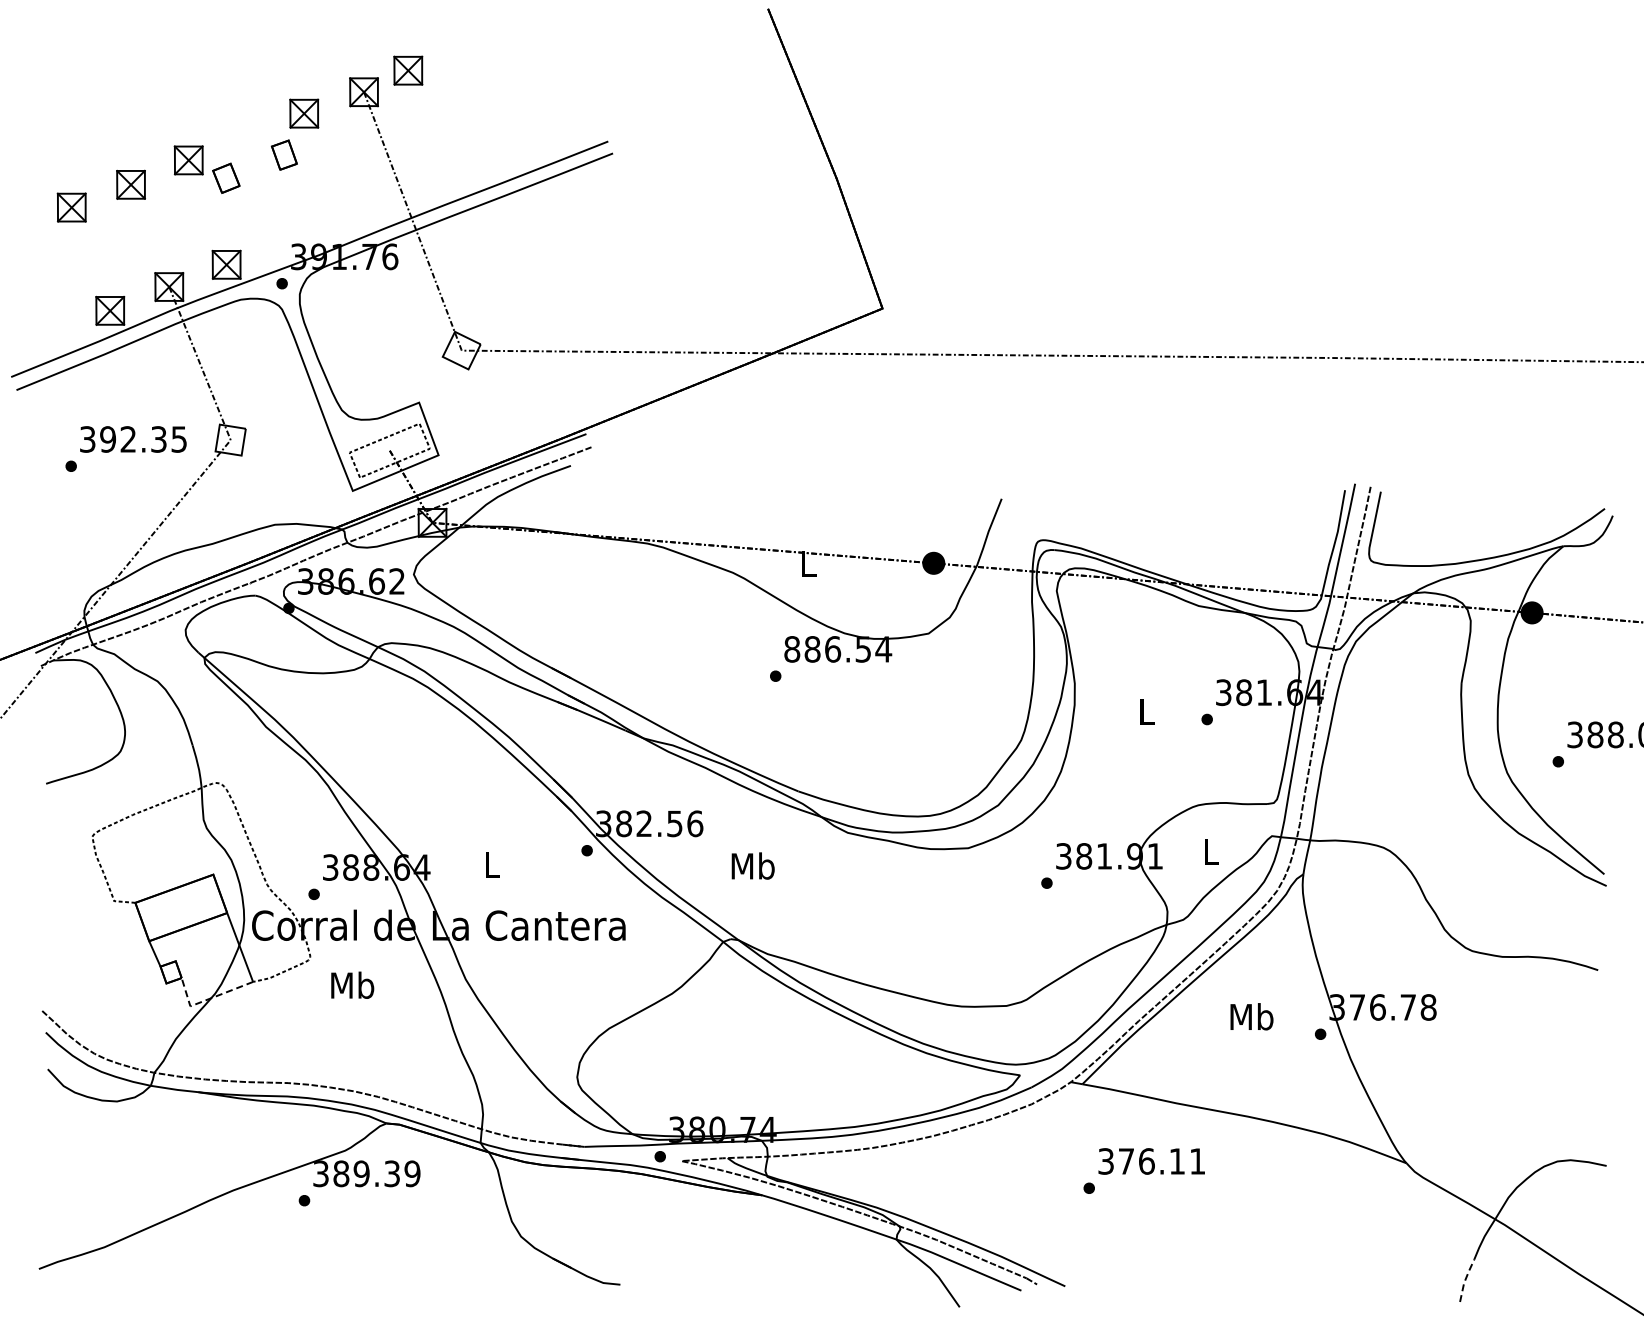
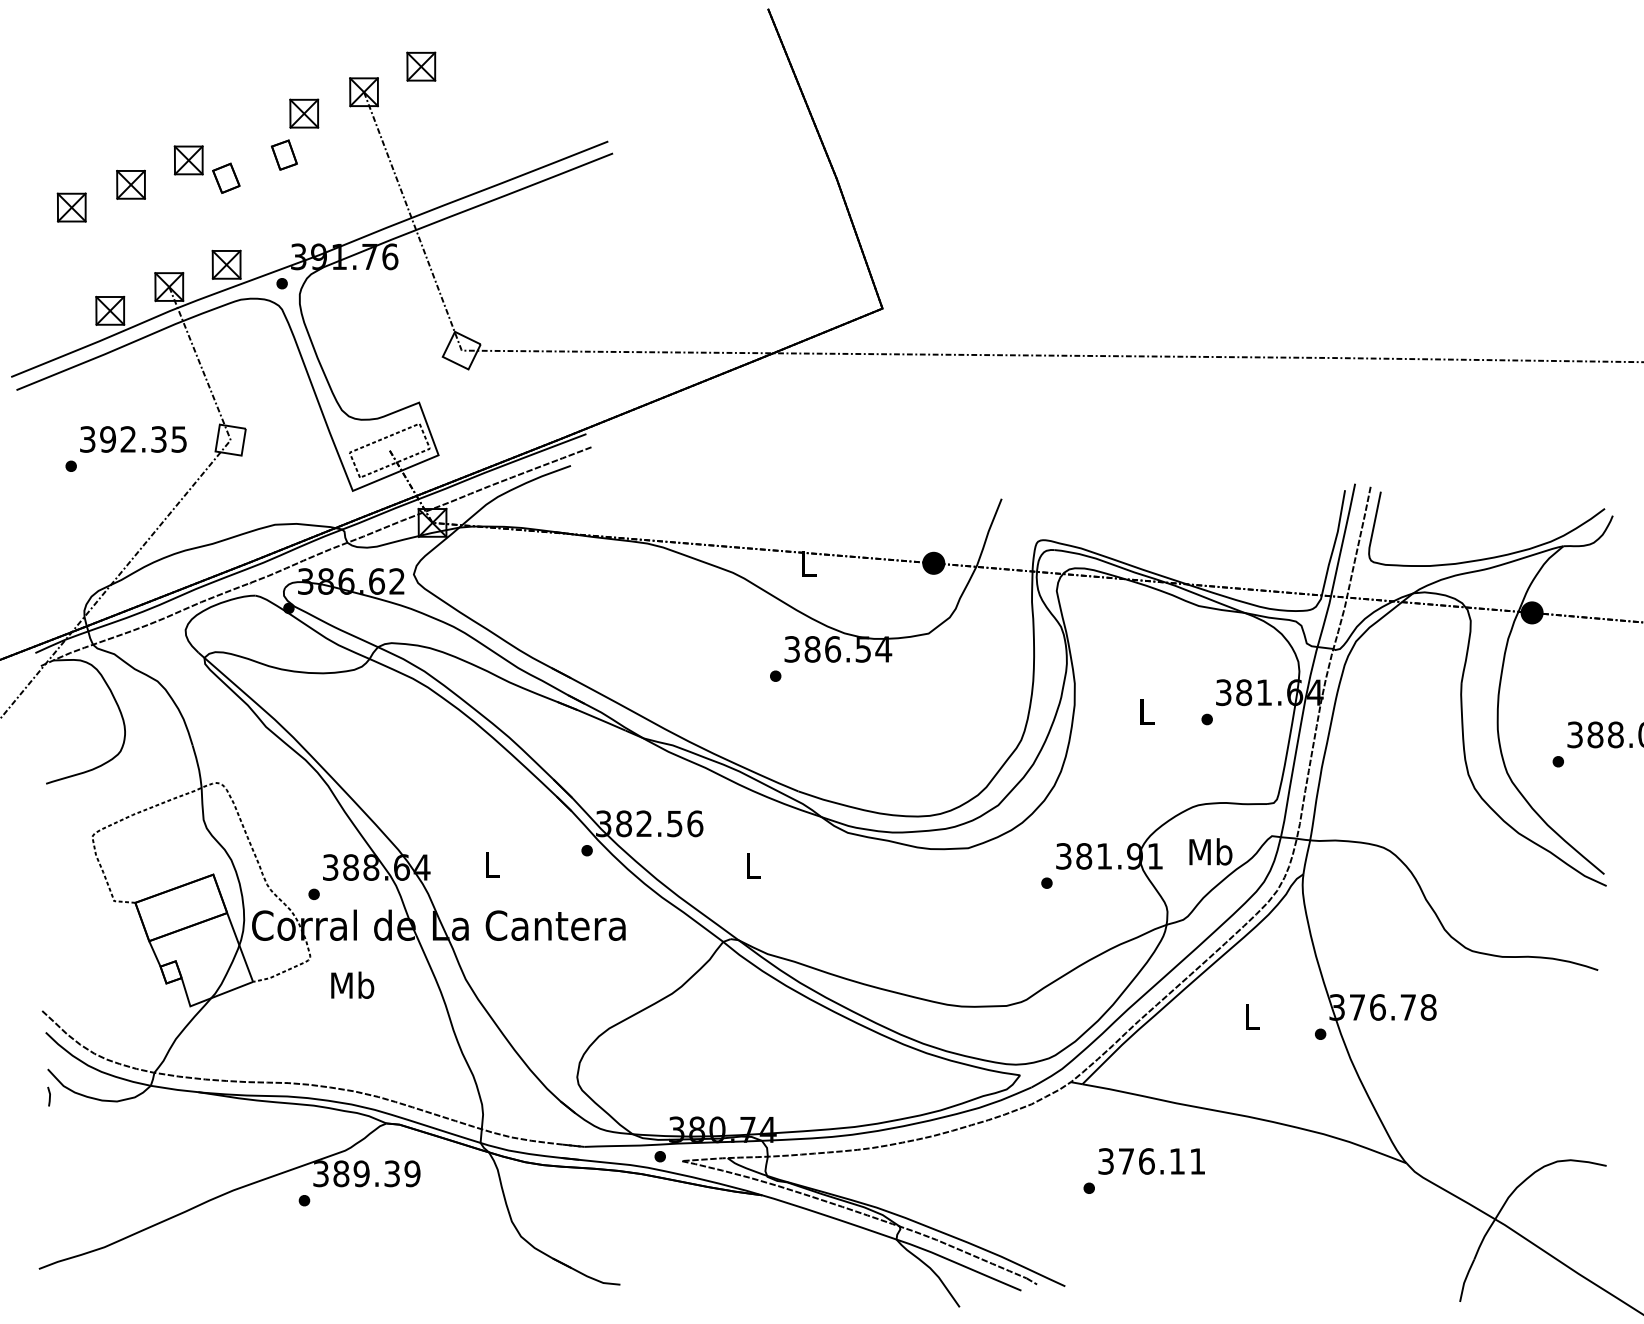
part position: (408, 70) -> (421, 66) (421, 66)
text: 886.54 -> 386.54 (792, 649)
text: L -> Mb (1210, 851)
text: Mb -> L (752, 865)
line: dashed -> solid (206, 999)
text: Mb -> L (1251, 1016)
line: none -> present (49, 1096)
line: dashed -> solid (1465, 1280)
